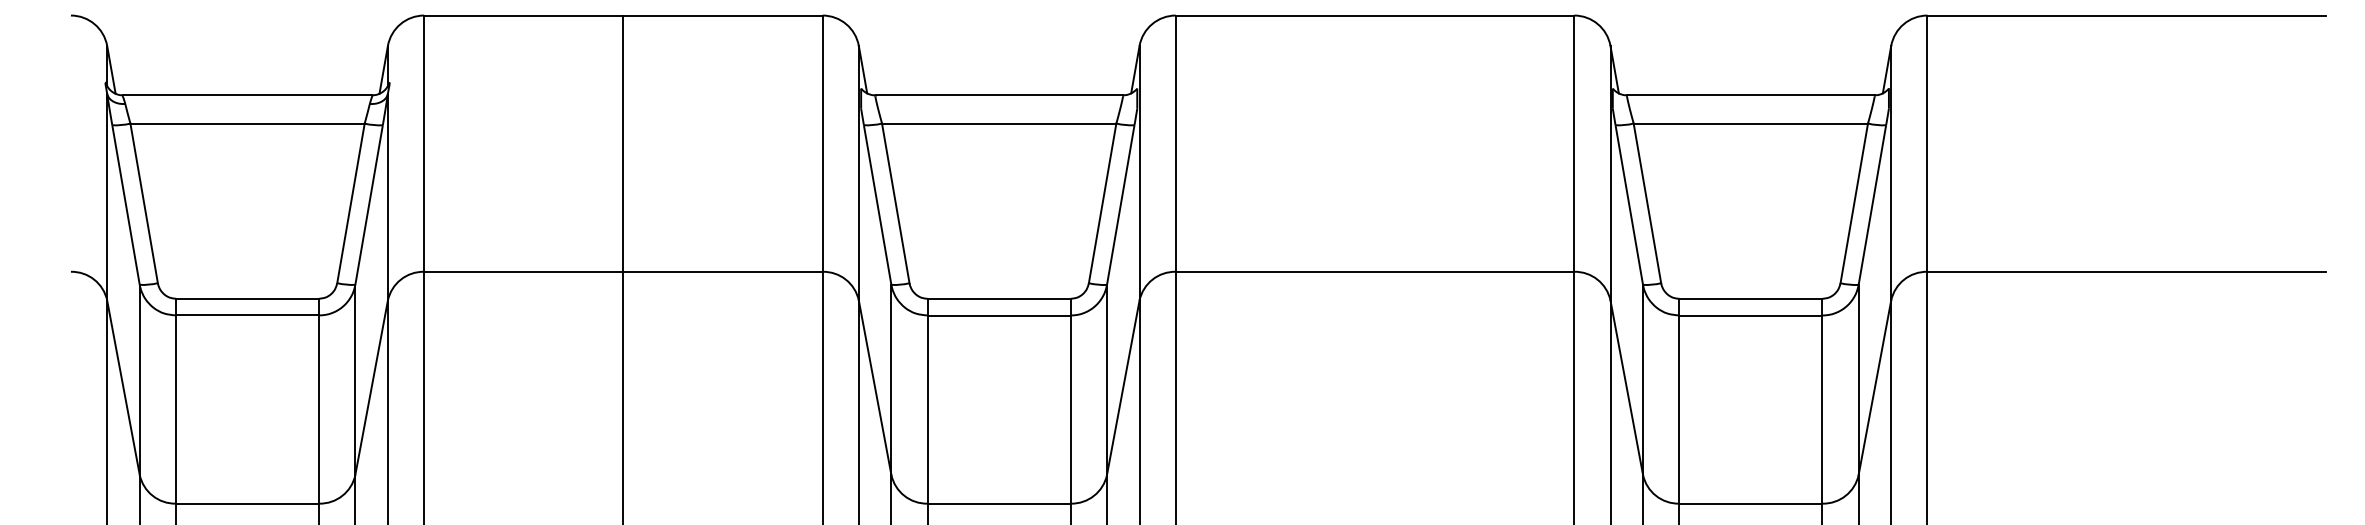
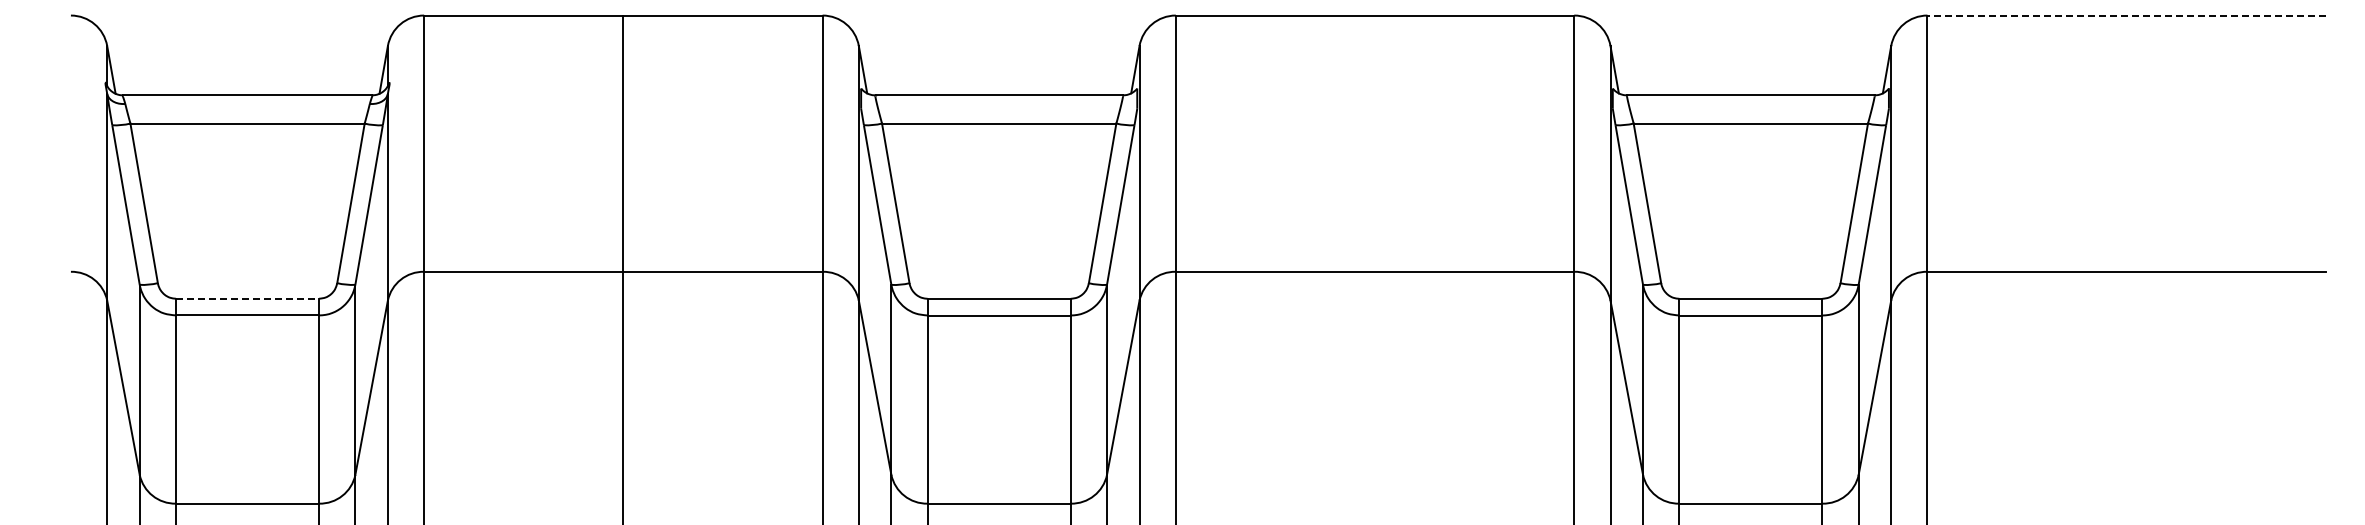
line: solid -> dashed (2126, 15)
line: solid -> dashed (247, 298)
